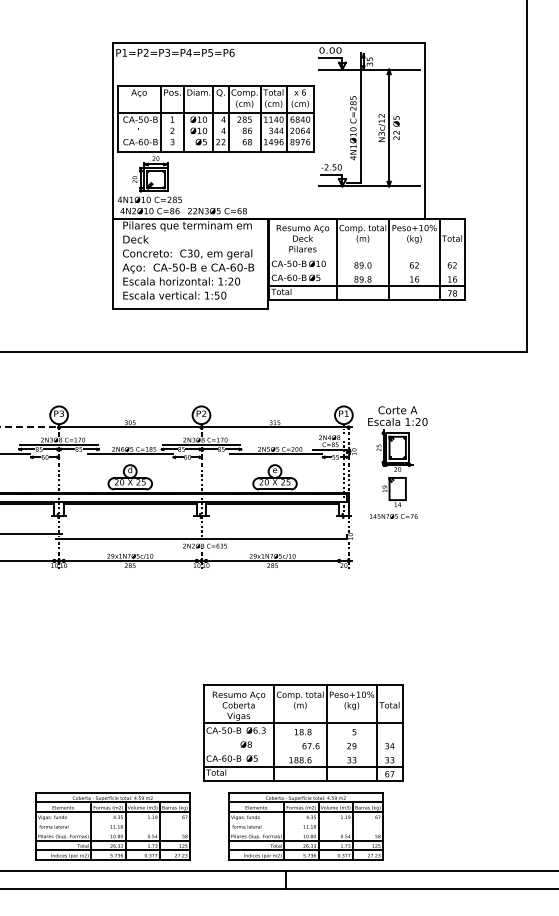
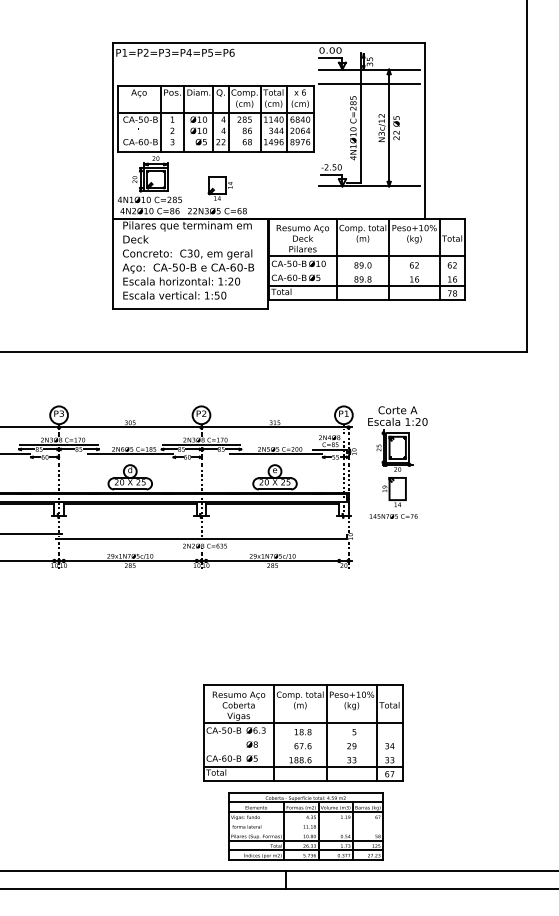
line: none -> present (369, 83)
part: none -> present (219, 188)
line: none -> present (366, 256)
line: dashed -> solid (30, 427)
text position: (245, 744) -> (251, 744) (251, 744)
text position: (310, 746) -> (302, 746) (302, 746)
part: present -> none (112, 826)
